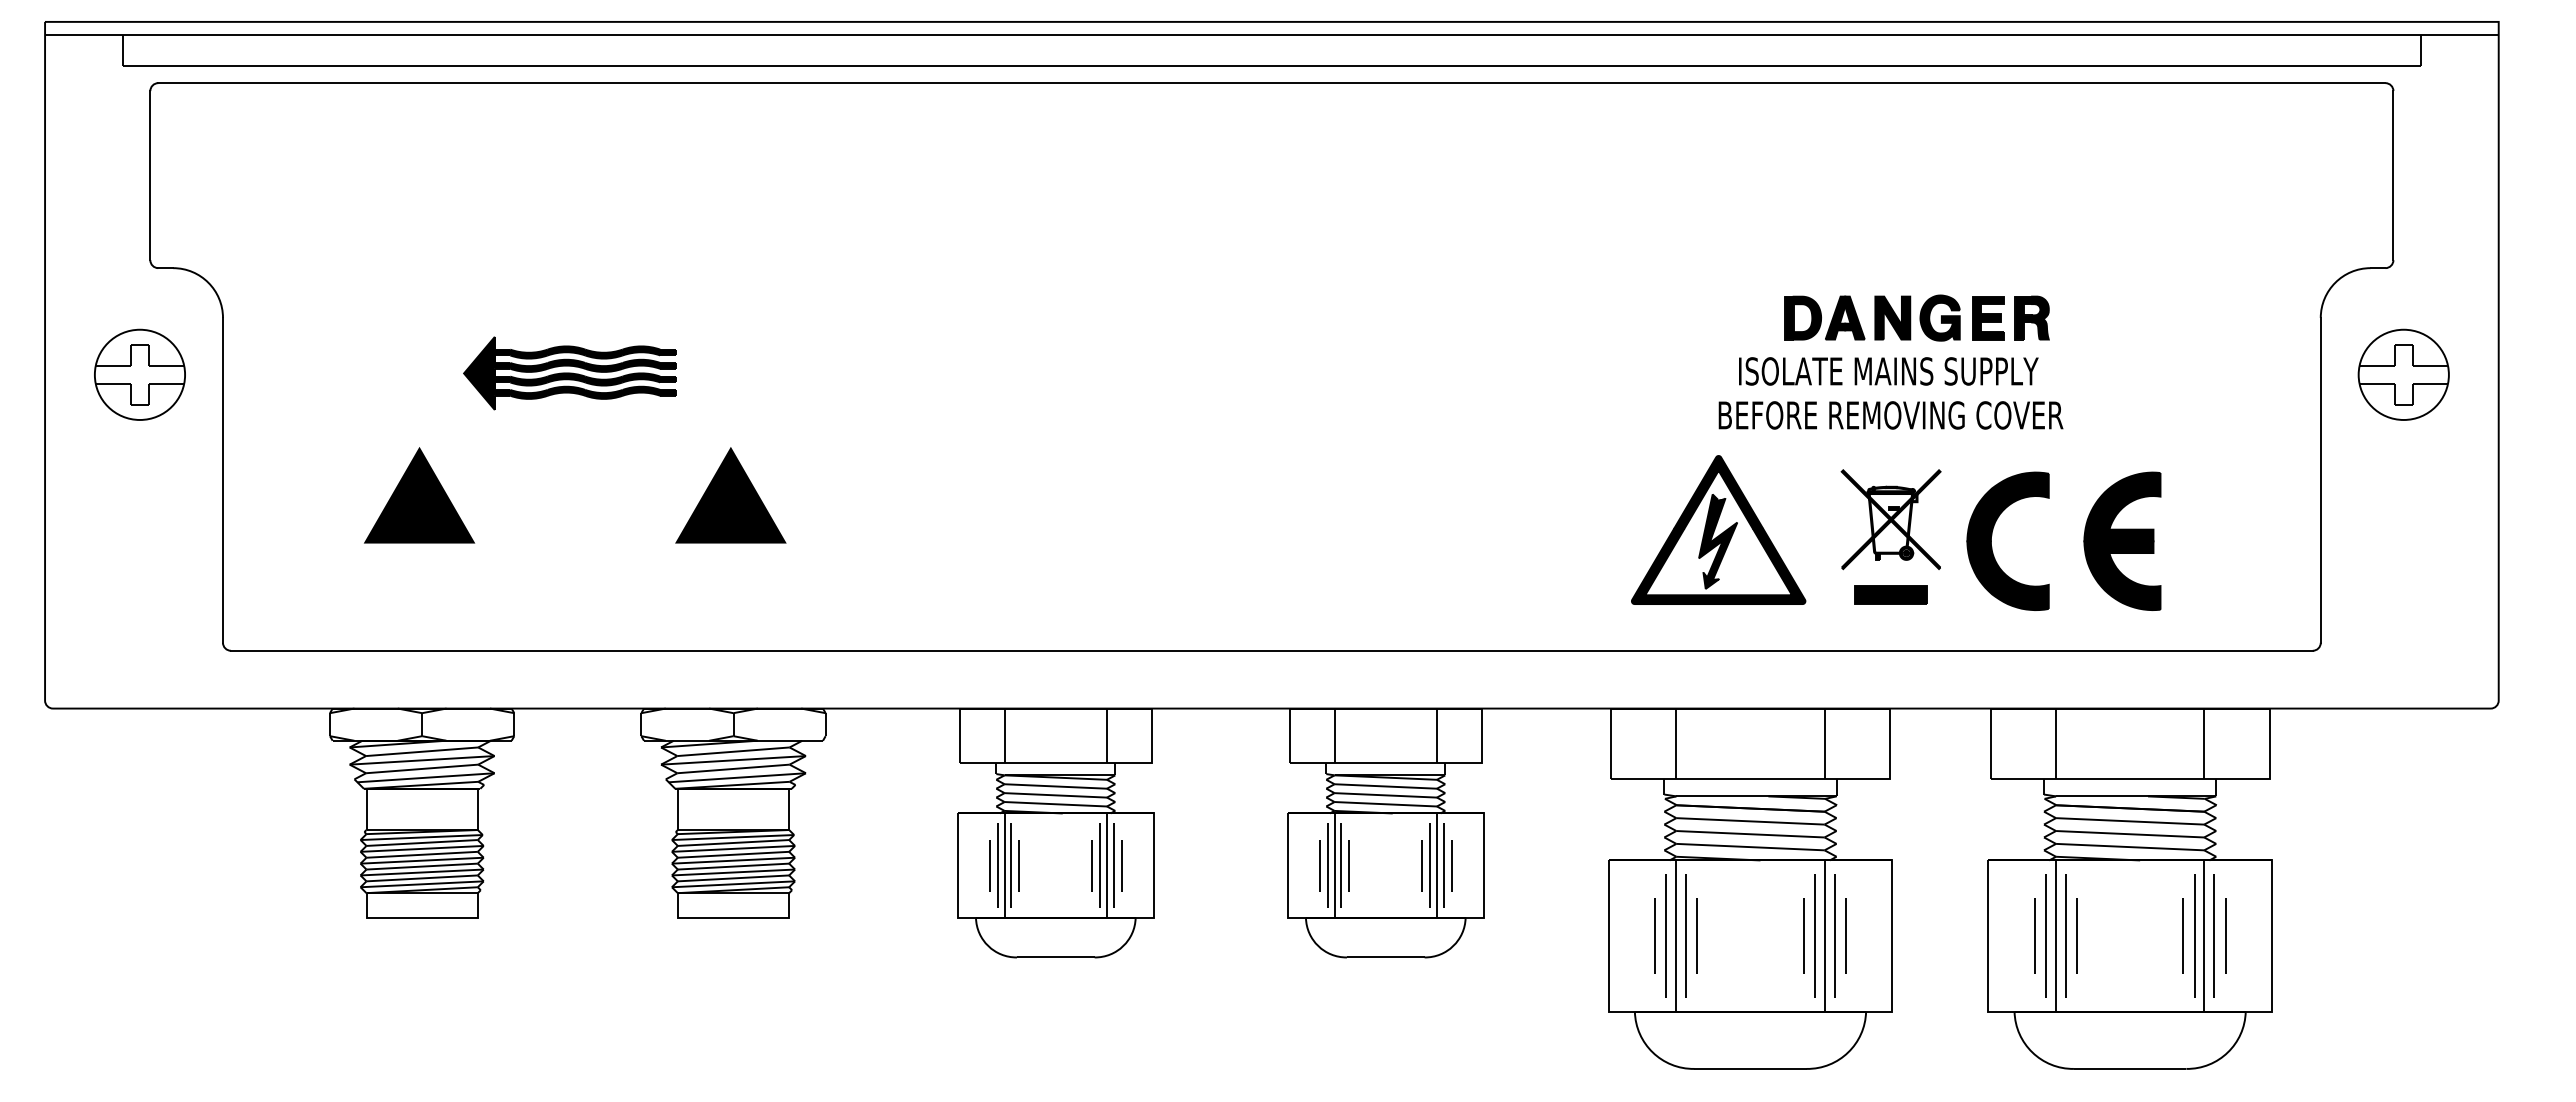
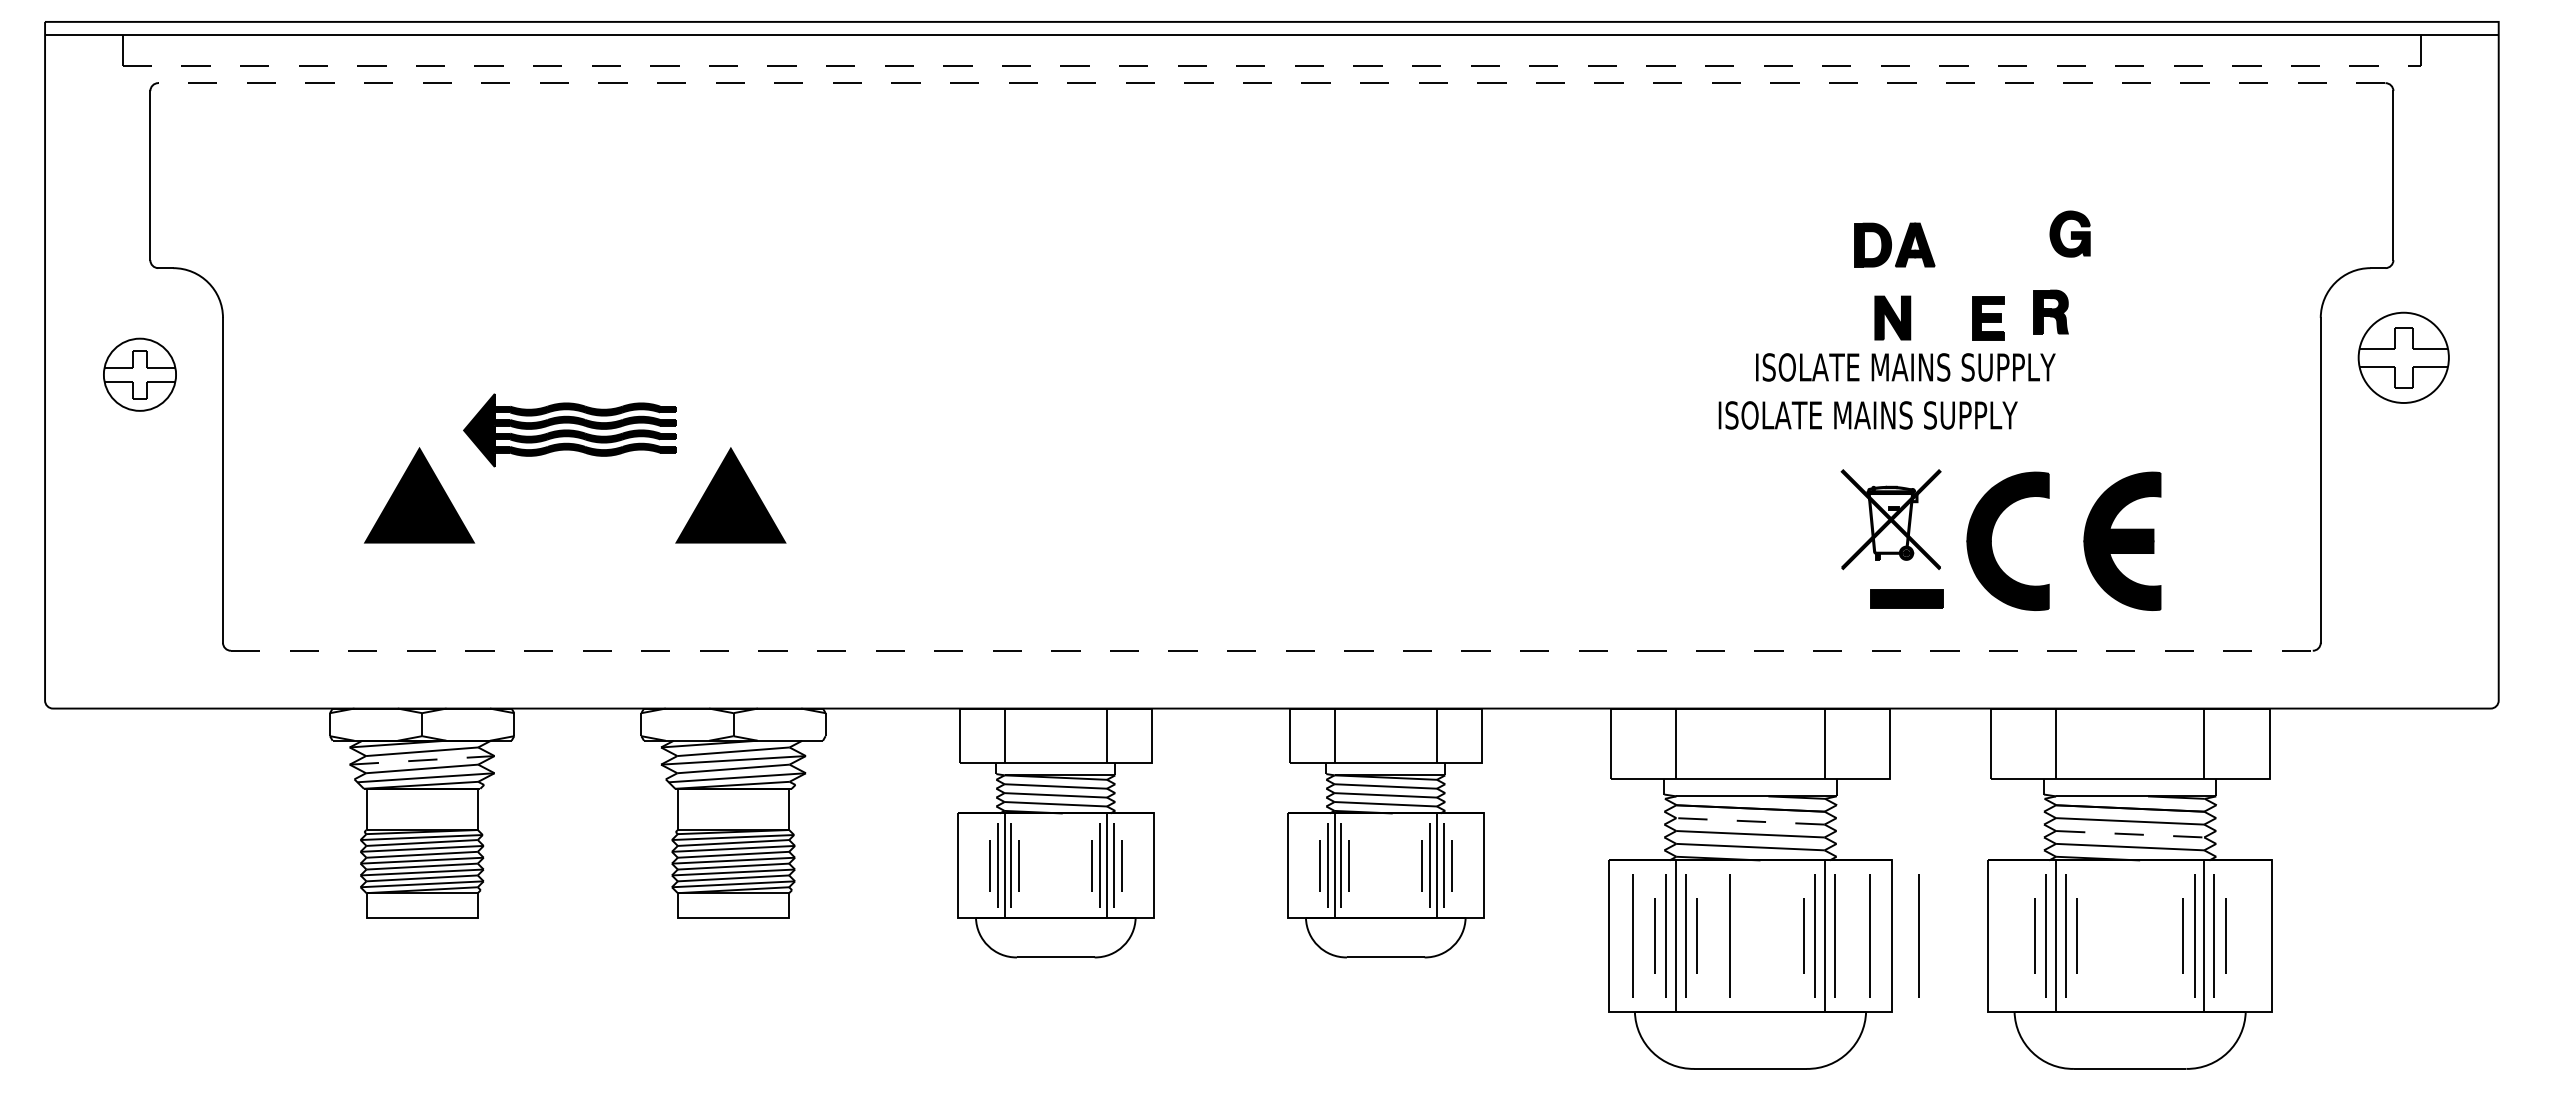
line: solid -> dashed (1272, 65)
line: solid -> dashed (1271, 83)
part position: (1824, 317) -> (1894, 244) (1894, 244)
part position: (1939, 317) -> (2069, 233) (2069, 233)
part position: (2031, 317) -> (2050, 311) (2050, 311)
text position: (1888, 371) -> (1905, 367) (1905, 367)
part position: (569, 373) -> (569, 430) (569, 430)
part size: 92x93 px -> 74x75 px (139, 374)
part position: (2403, 374) -> (2403, 357) (2403, 357)
text: BEFORE REMOVING COVER -> ISOLATE MAINS SUPPLY (1892, 415)
part: present -> none (1718, 529)
part position: (1890, 594) -> (1906, 598) (1906, 598)
line: solid -> dashed (1271, 650)
line: solid -> dashed (422, 760)
line: solid -> dashed (1750, 821)
line: solid -> dashed (2130, 834)
line: none -> present (1632, 935)
line: none -> present (1729, 935)
line: present -> none (1845, 935)
line: none -> present (1869, 935)
line: none -> present (1918, 935)
